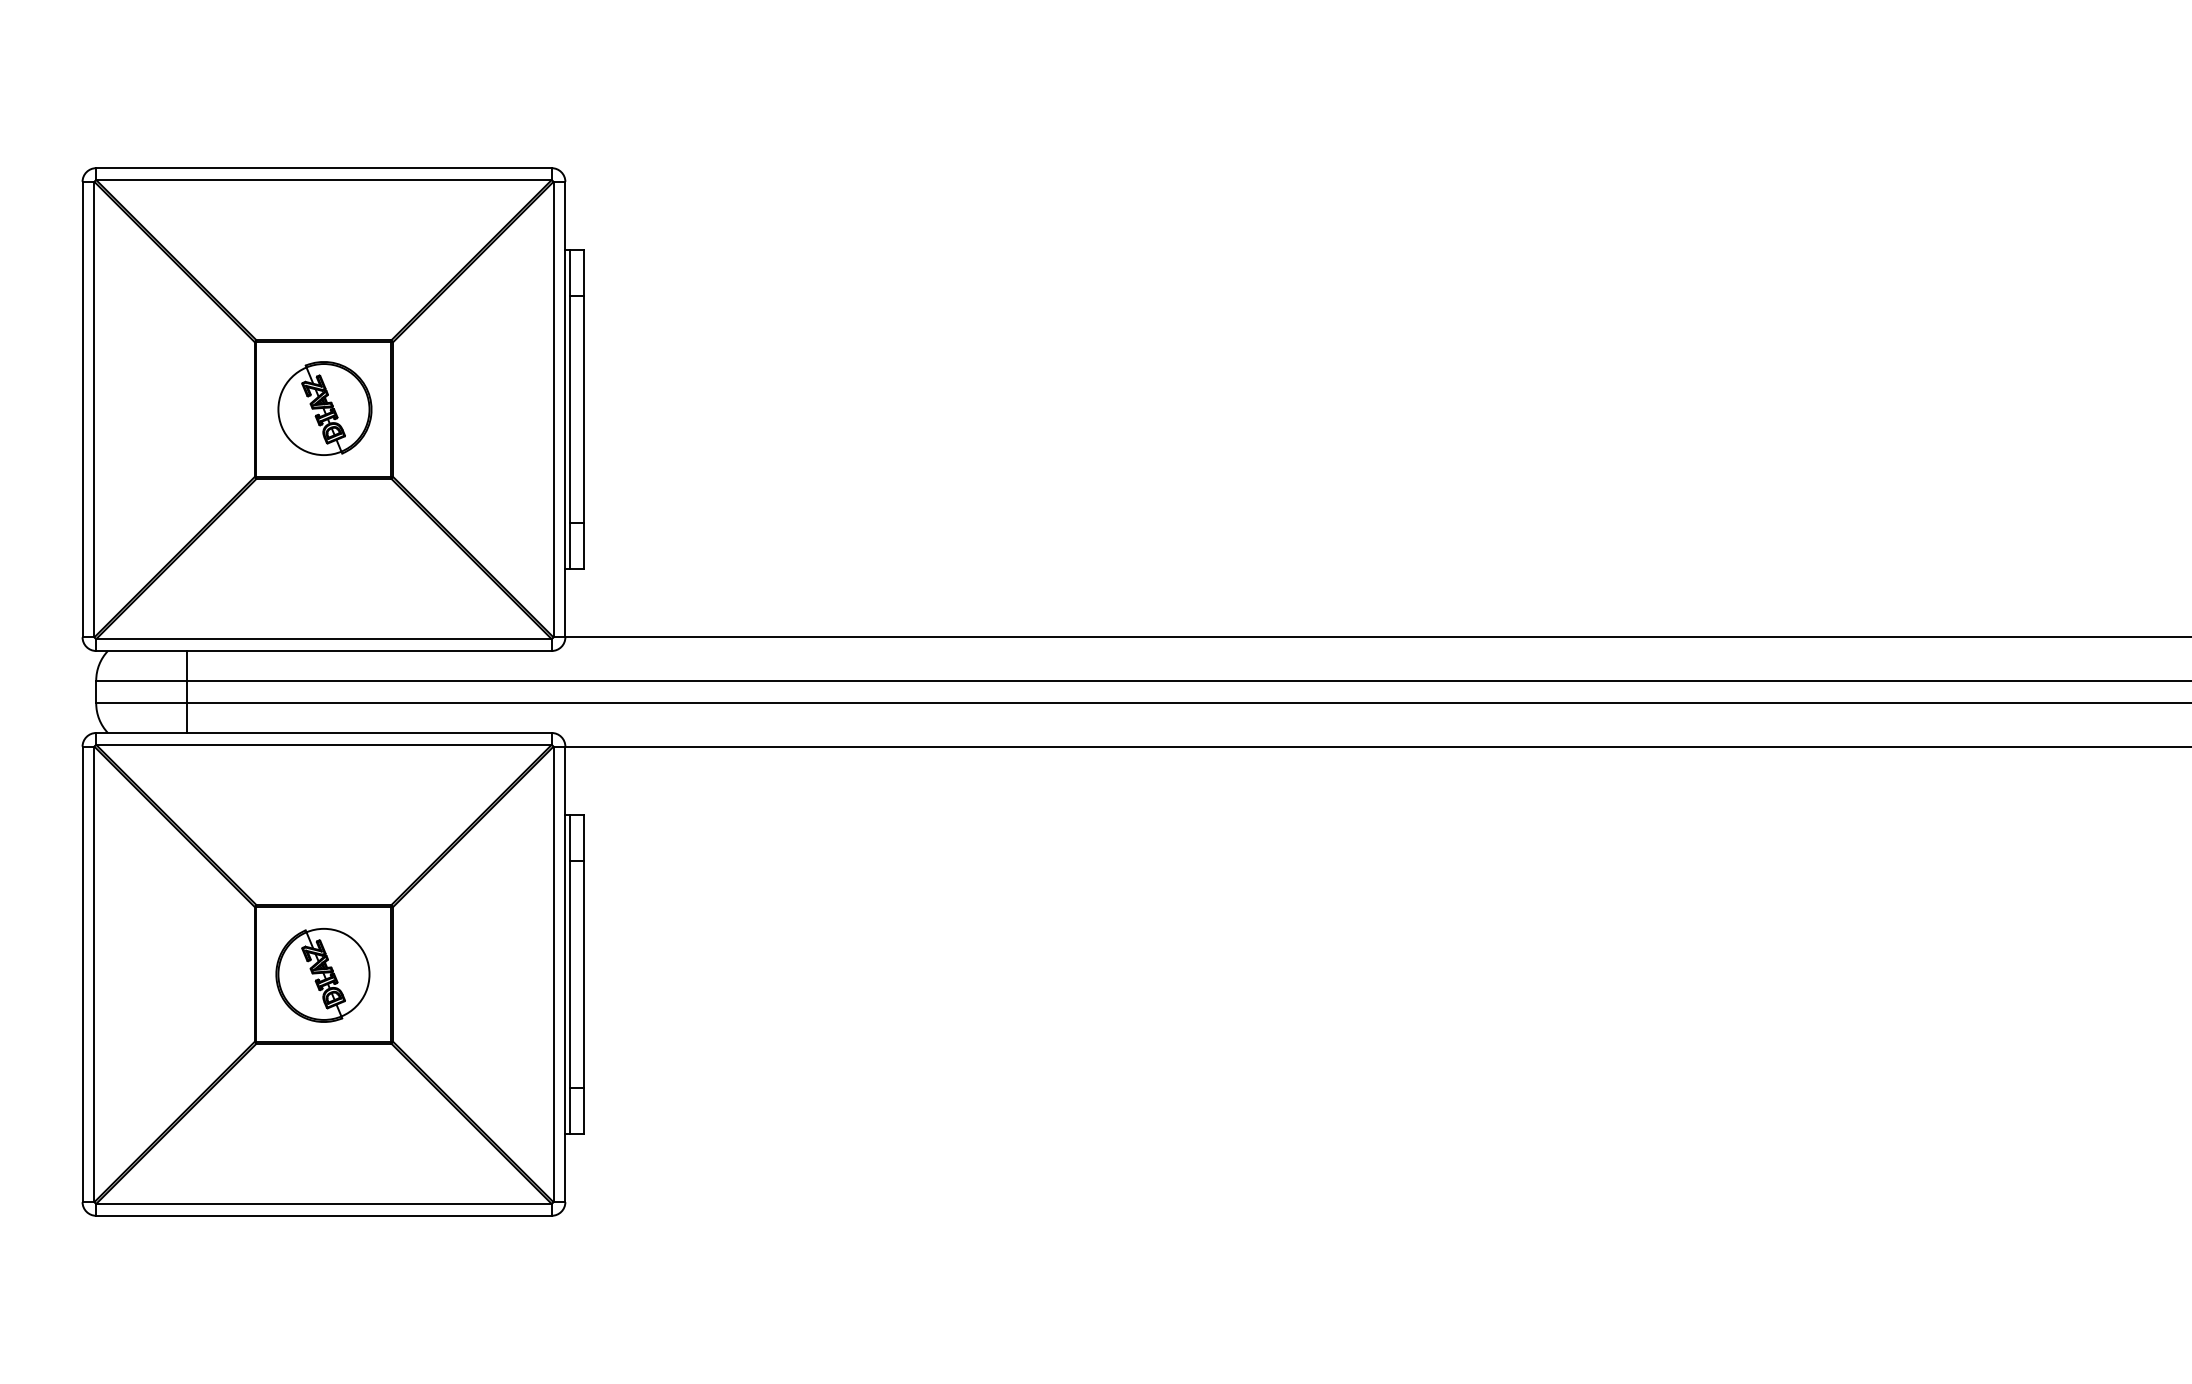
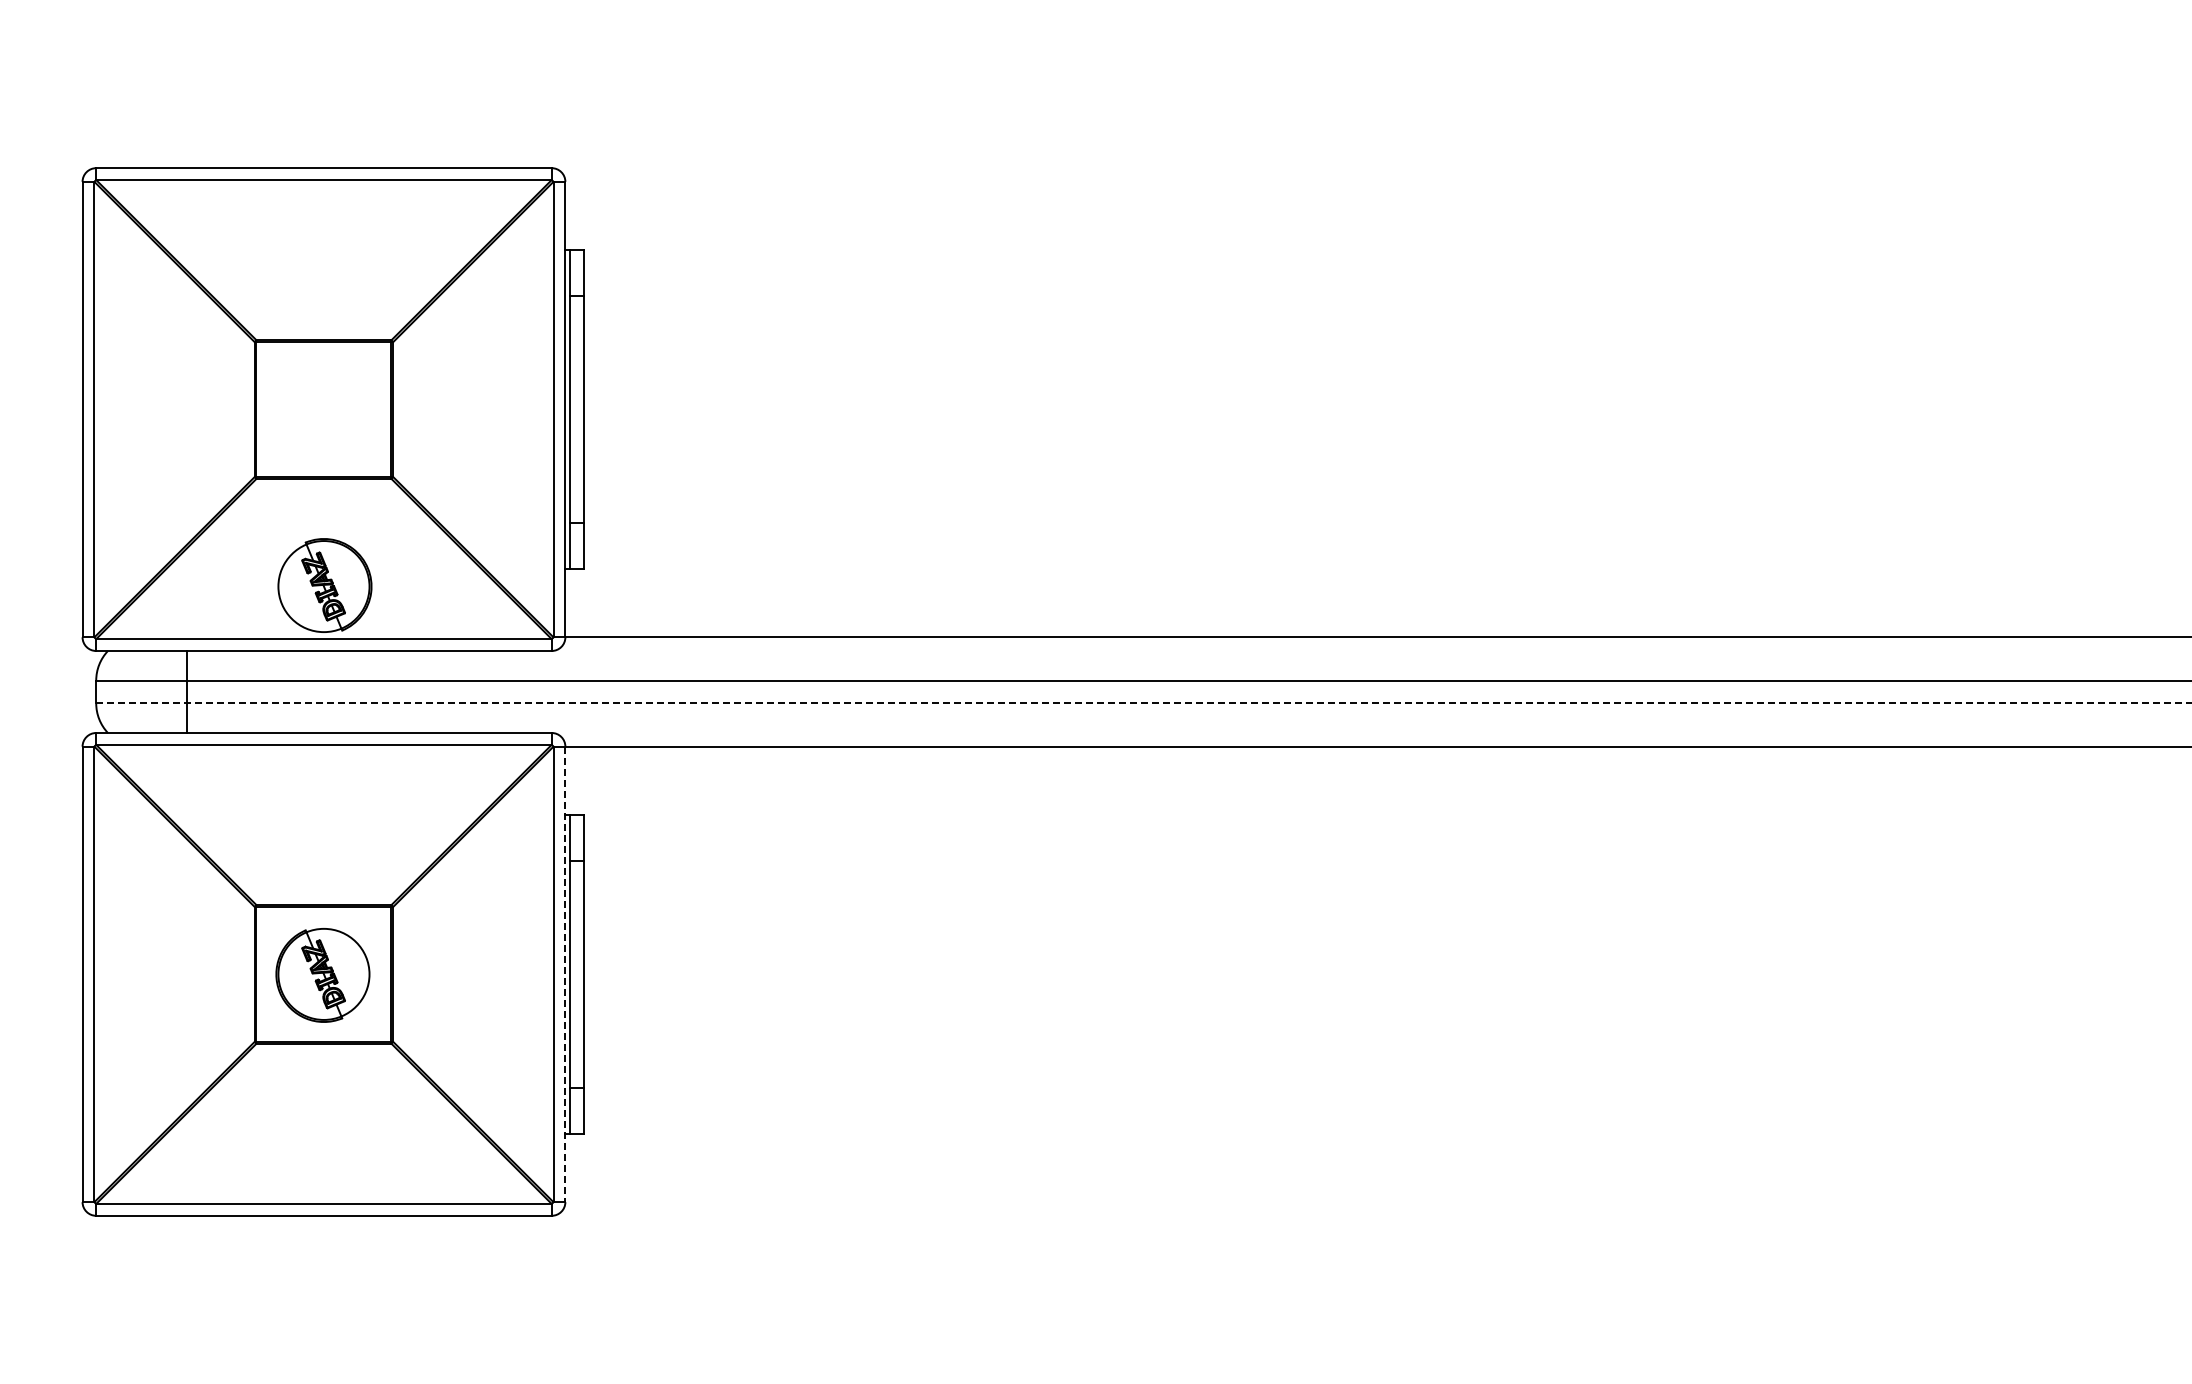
part position: (324, 408) -> (324, 585) (324, 585)
line: solid -> dashed (1144, 703)
line: solid -> dashed (565, 974)
